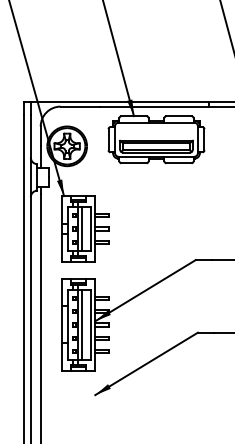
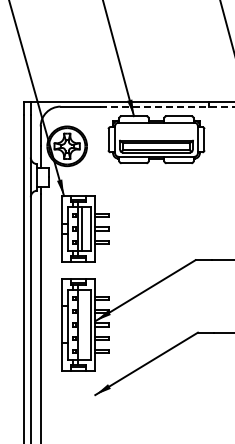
line: solid -> dashed (167, 106)
line: present -> none (82, 324)
